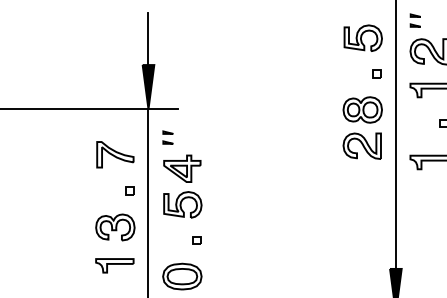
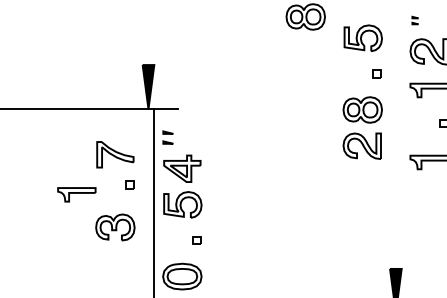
part: none -> present (305, 16)
part size: 12x15 px -> 8x11 px (414, 20)
line: present -> none (148, 38)
line: present -> none (395, 135)
part position: (129, 190) -> (129, 184) (129, 184)
line position: (148, 201) -> (154, 201) (154, 201)
part position: (114, 265) -> (76, 194) (76, 194)
